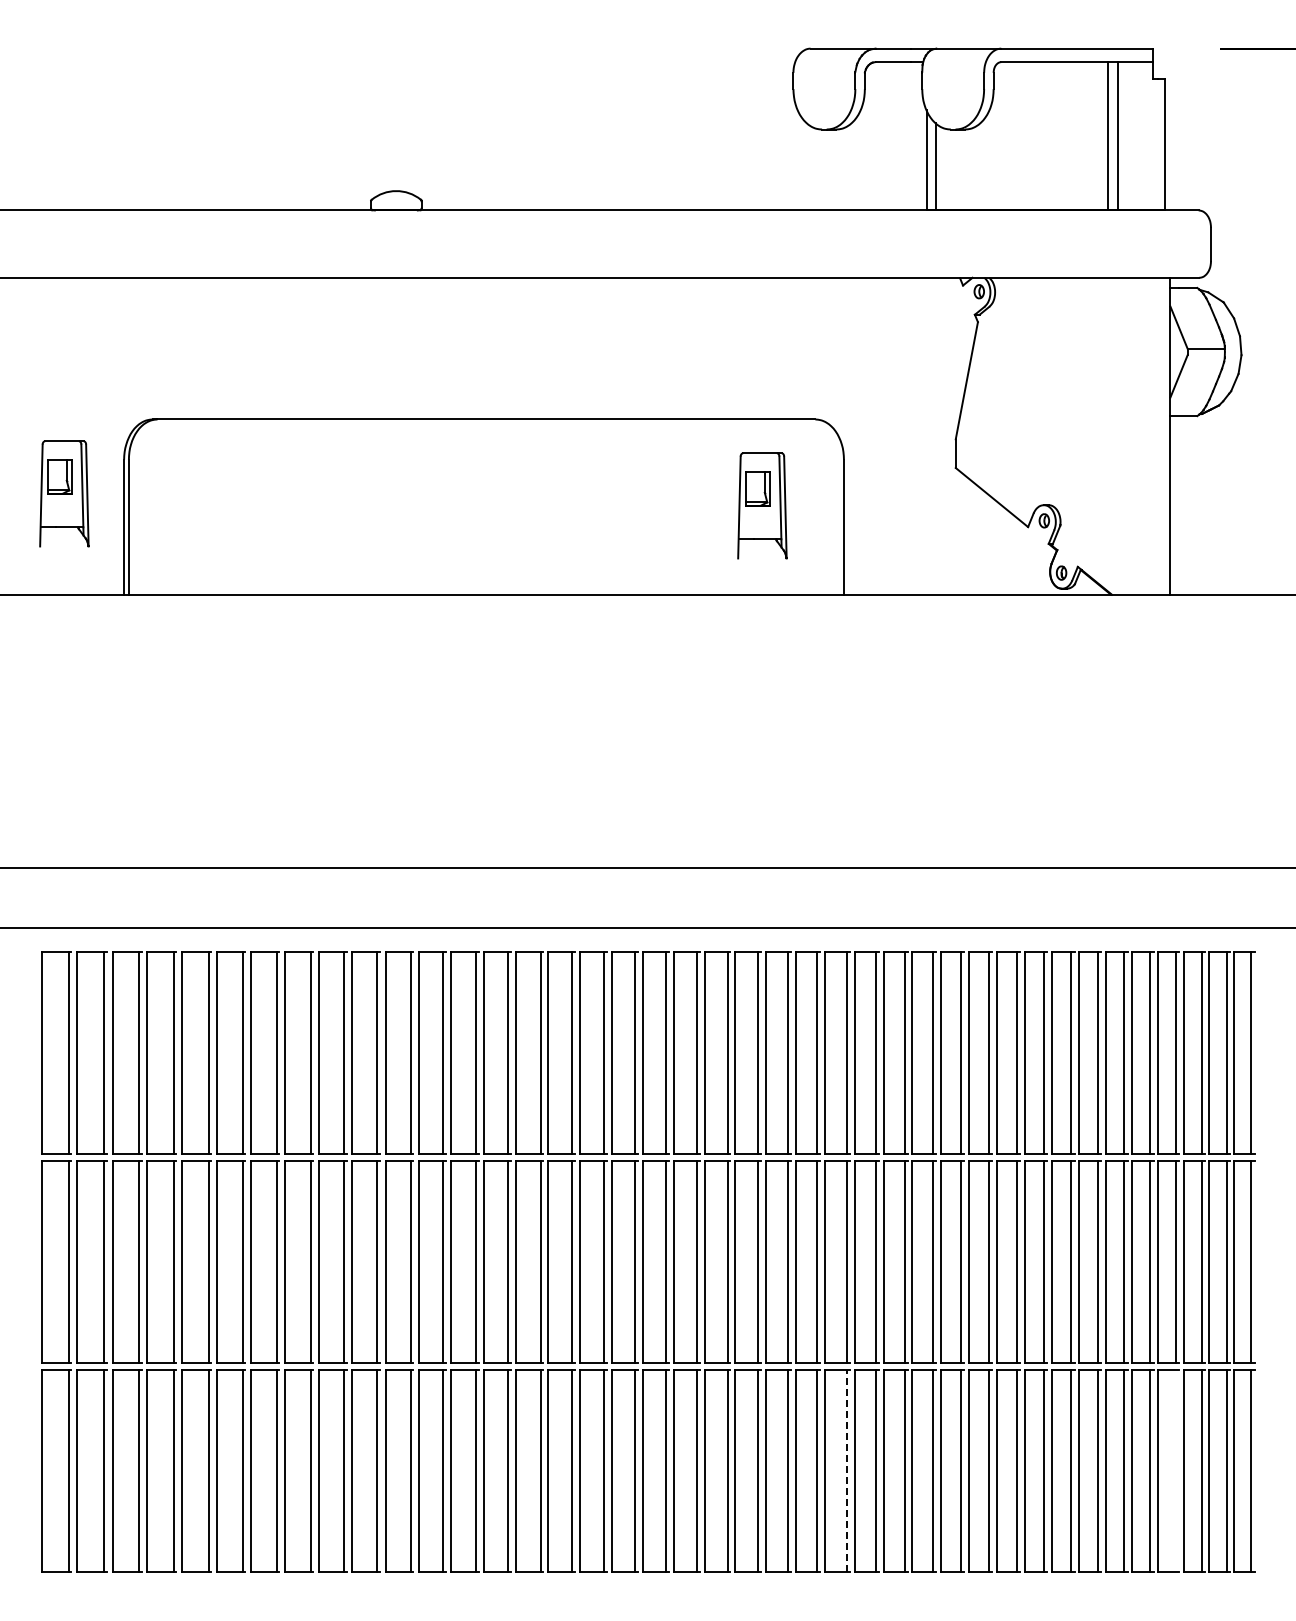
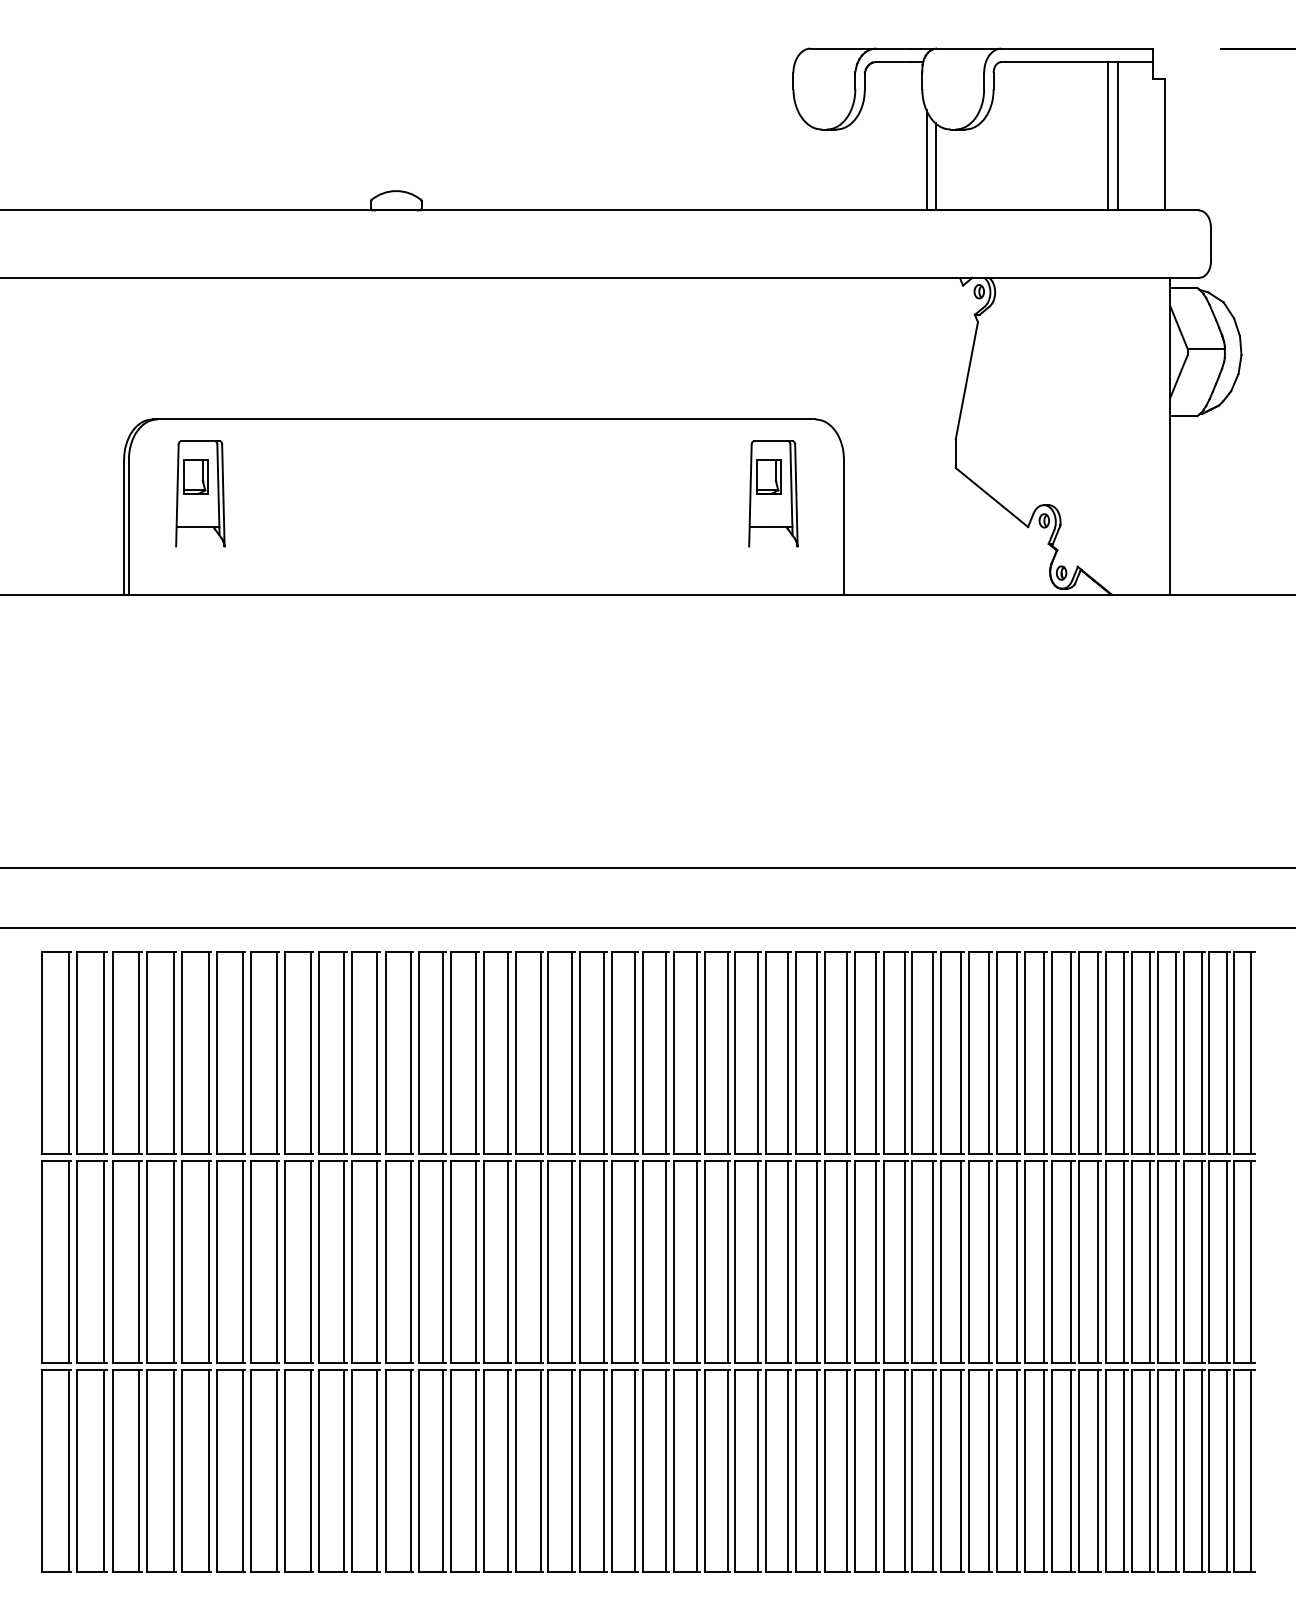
part position: (64, 493) -> (200, 493) (200, 493)
part position: (762, 505) -> (773, 493) (773, 493)
line: dashed -> solid (846, 1470)
line: none -> present (1176, 1471)
